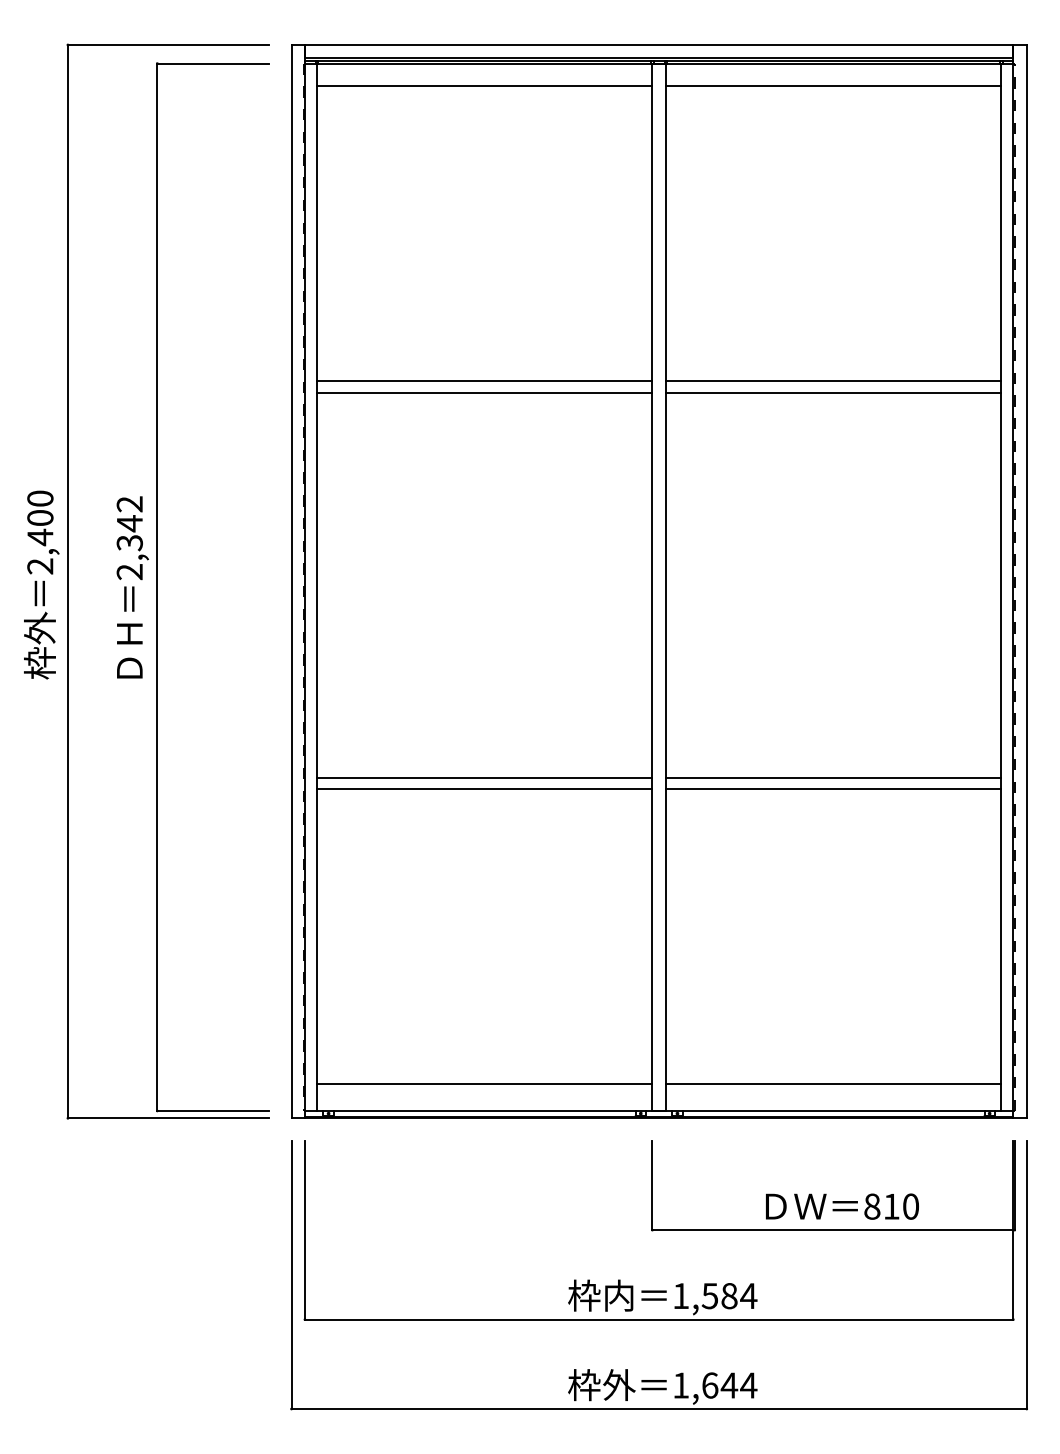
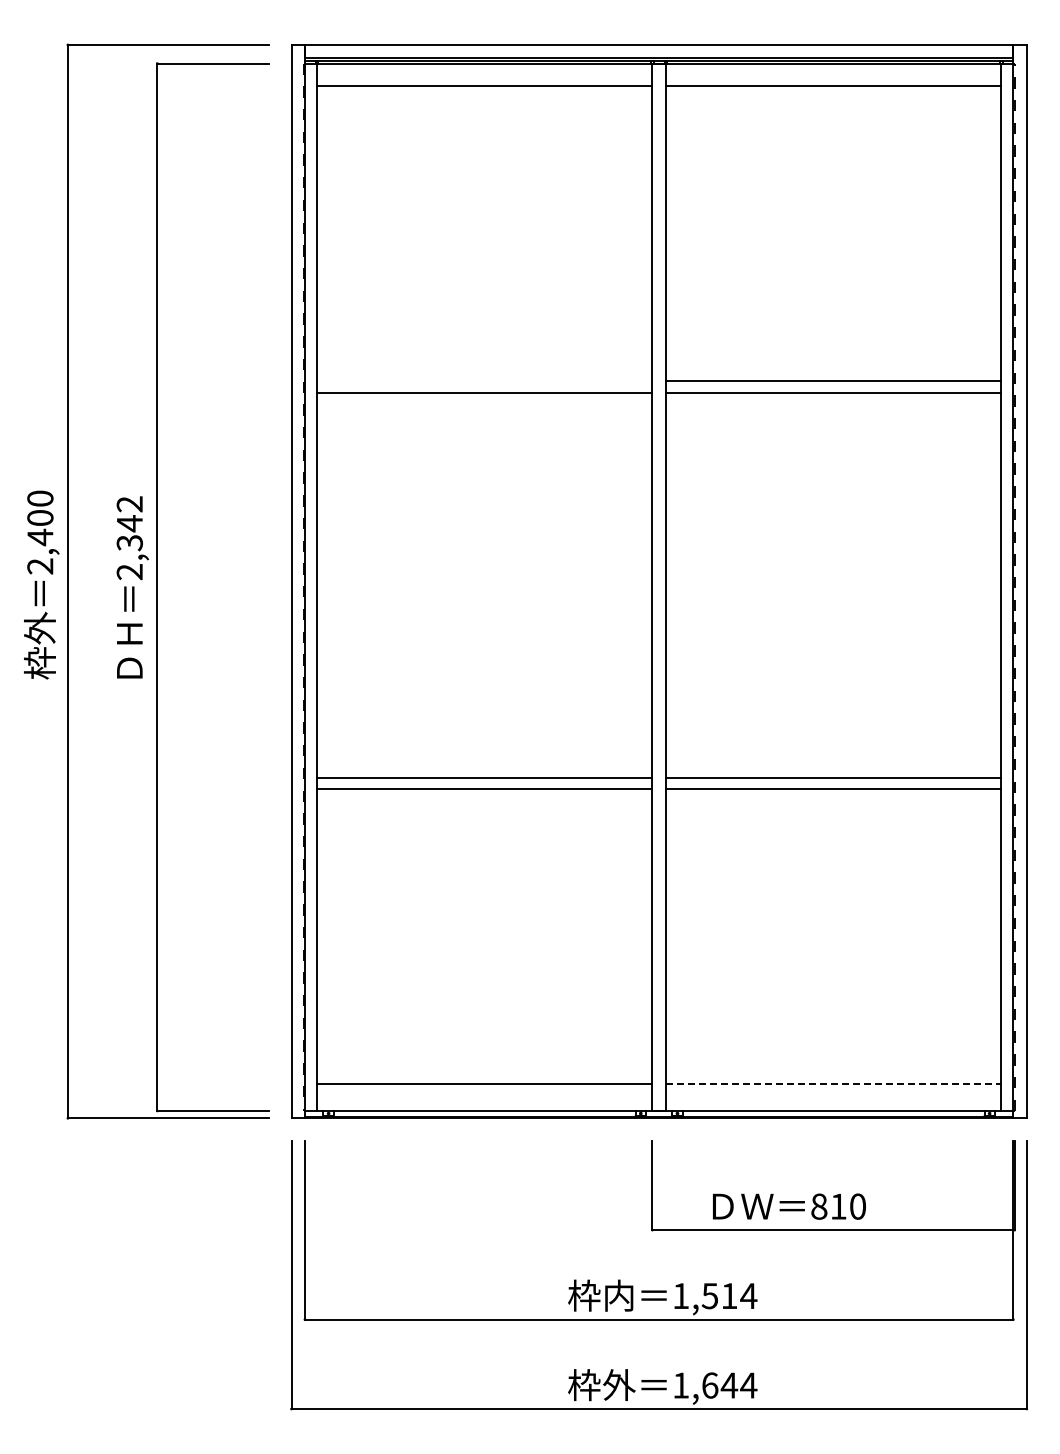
line: present -> none (484, 381)
line: solid -> dashed (833, 1084)
text position: (842, 1206) -> (789, 1206) (789, 1206)
text: 1,584 -> 1,514 (729, 1296)
